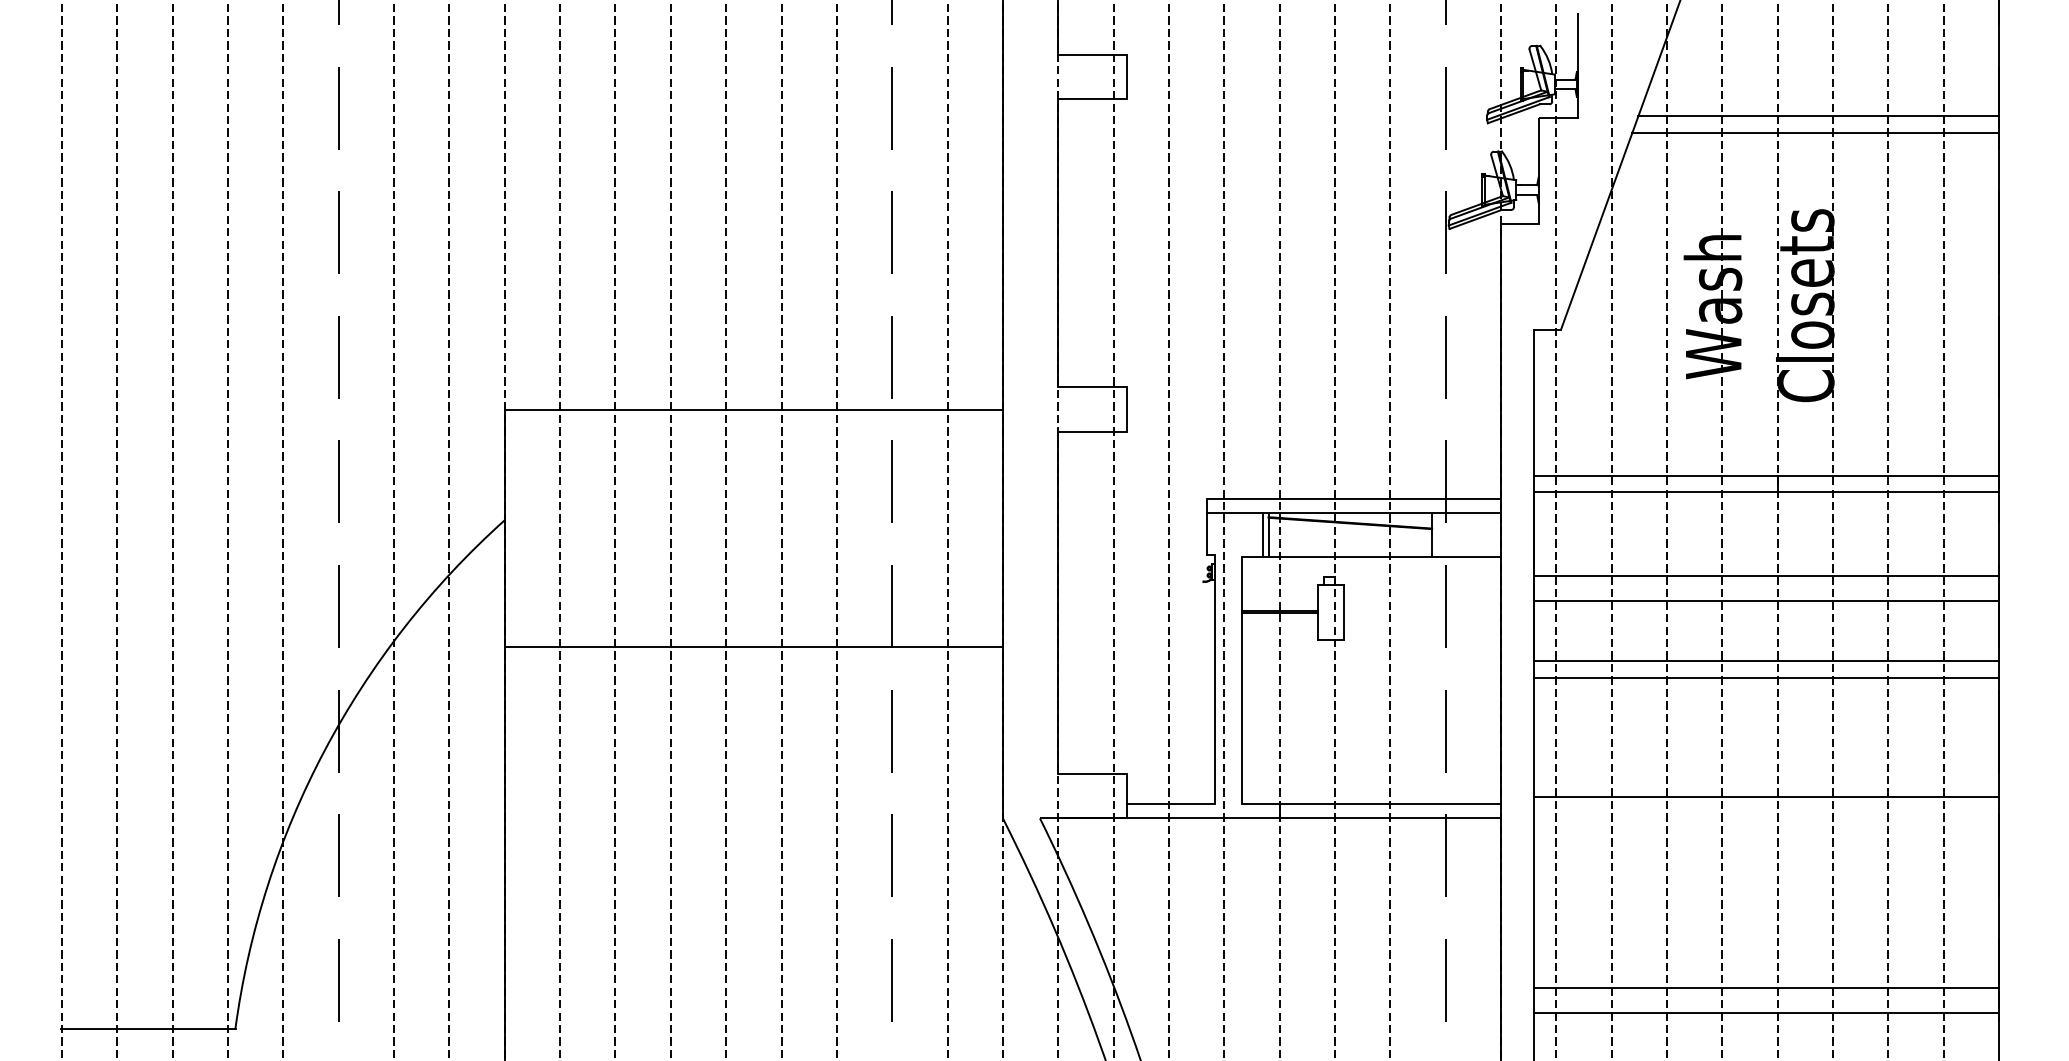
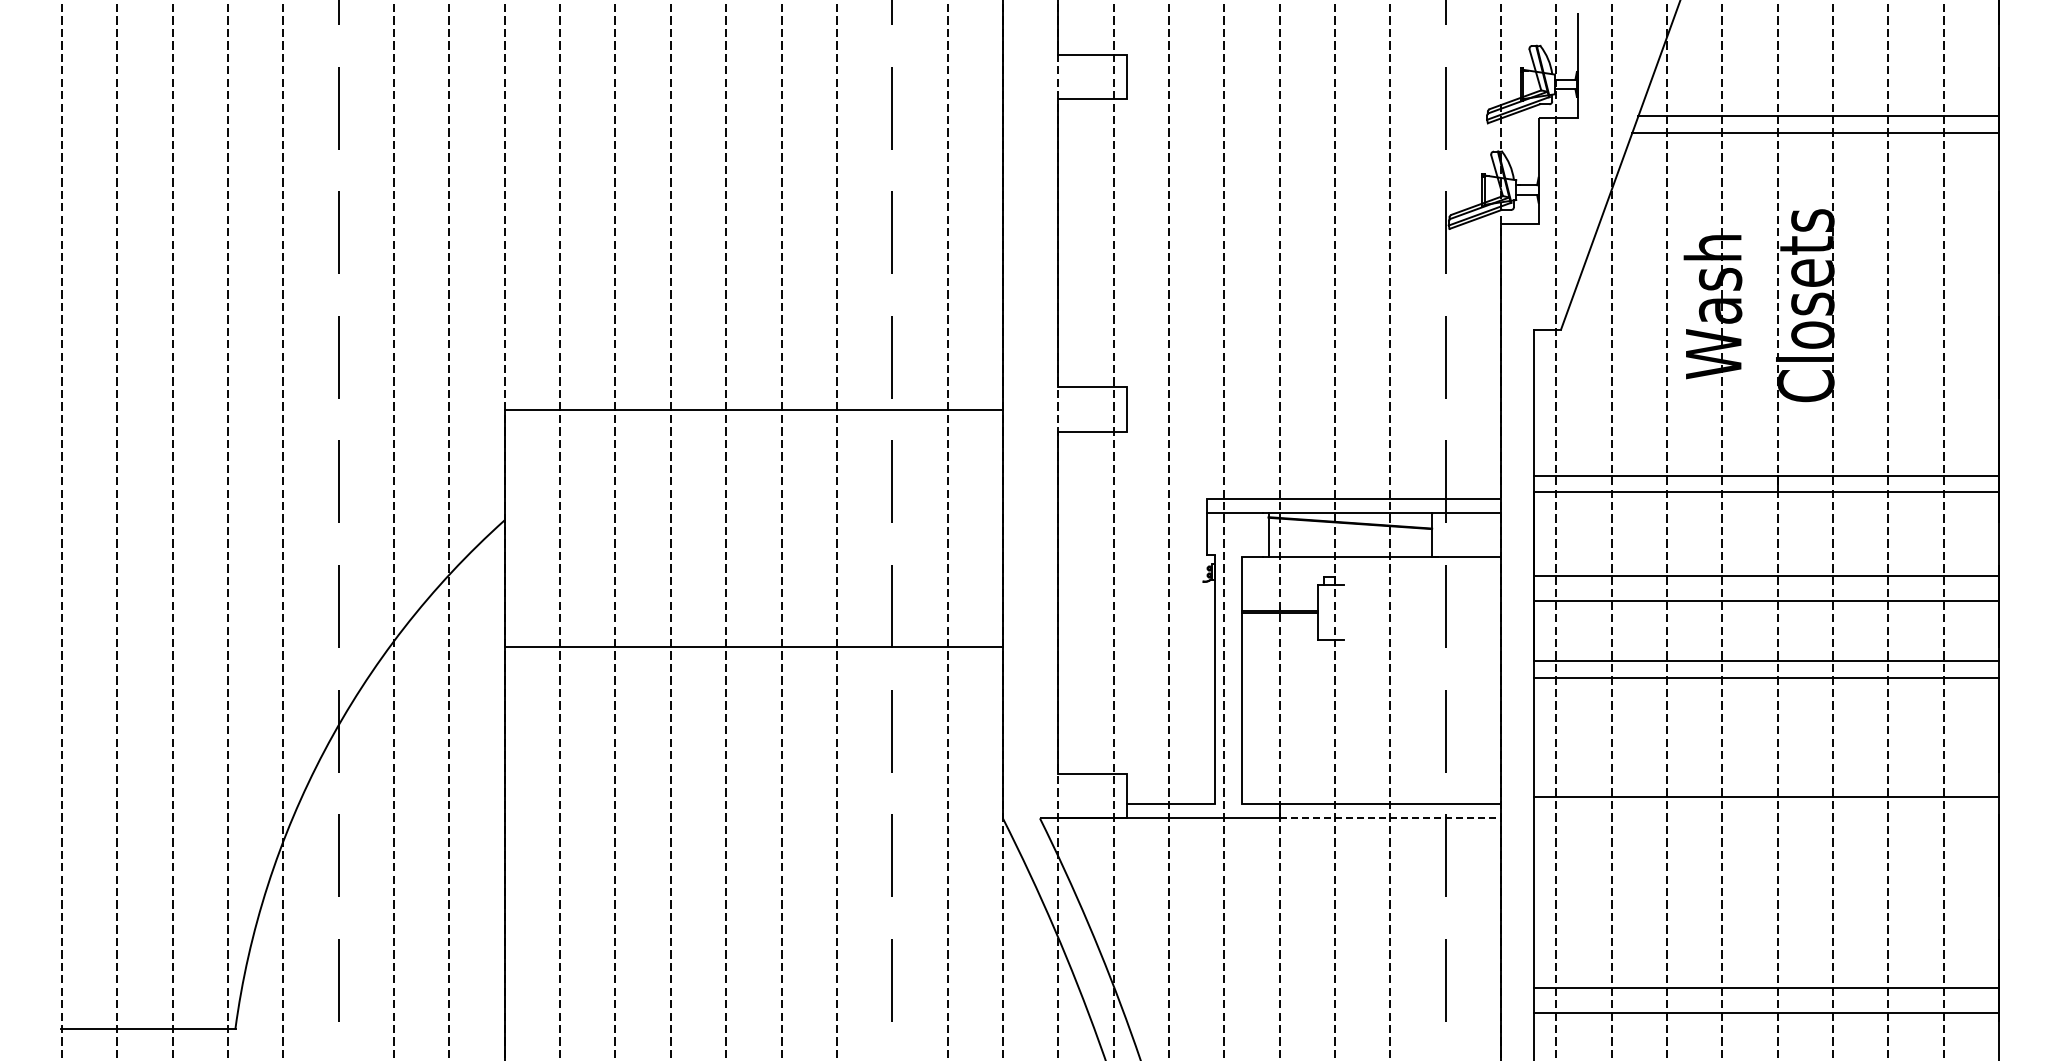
line: present -> none (1262, 534)
line: present -> none (1343, 612)
line: solid -> dashed (1390, 818)
